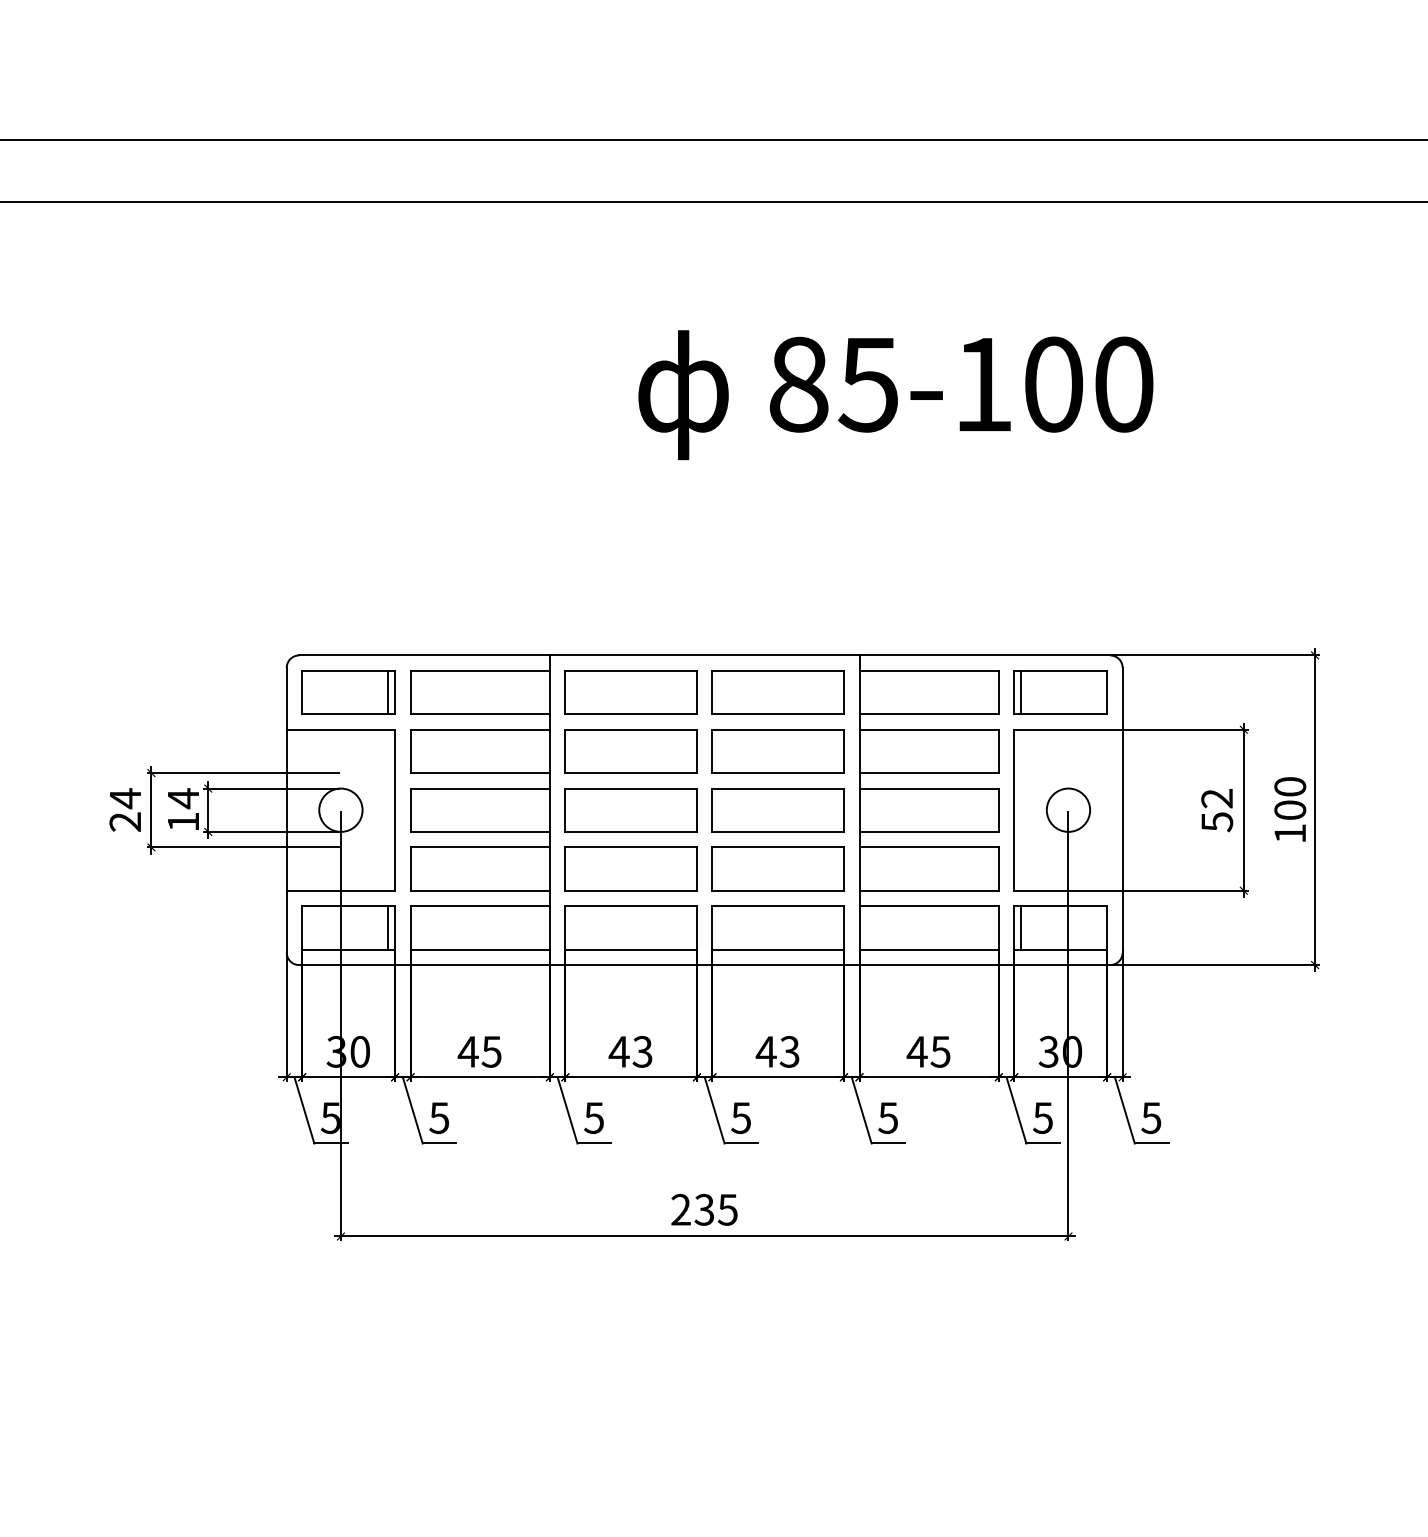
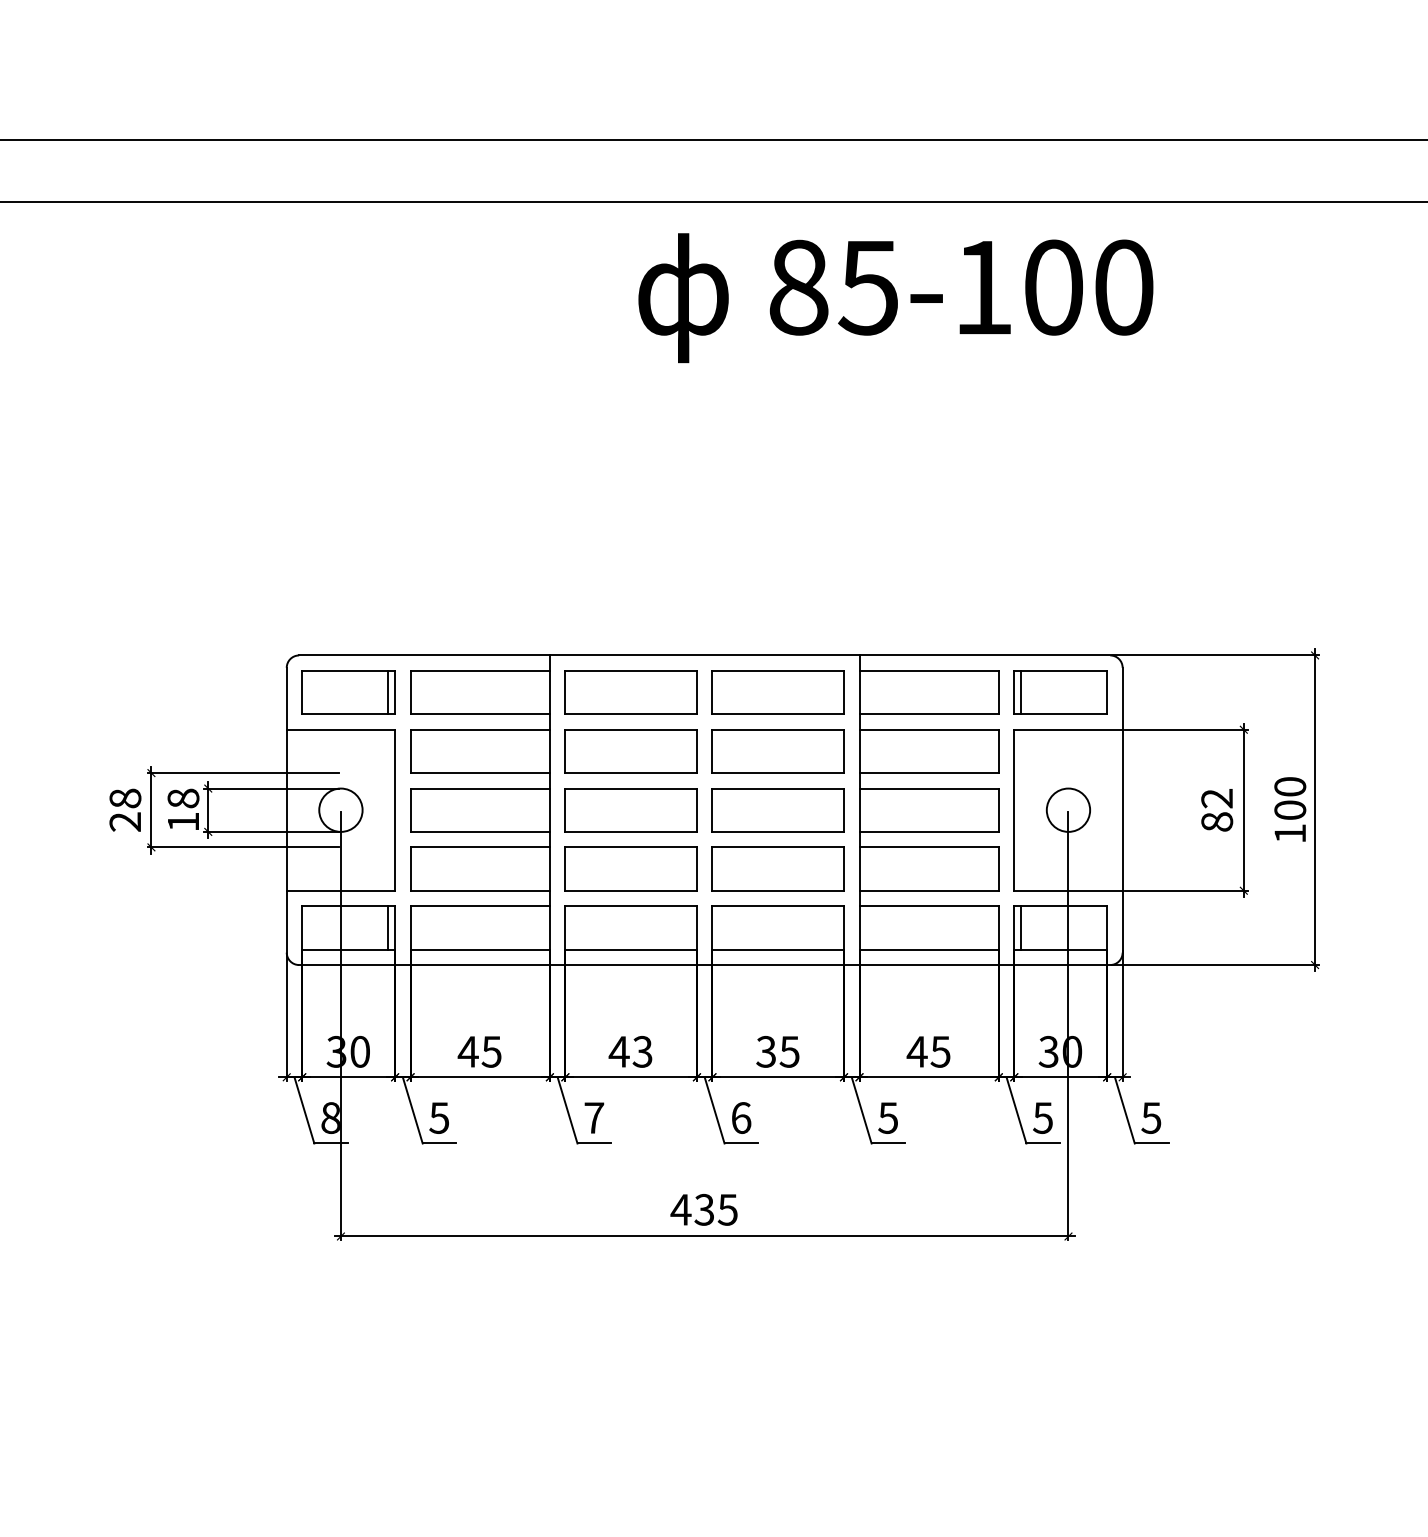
text position: (895, 395) -> (895, 298) (895, 298)
text: 24 -> 28 (125, 798)
text: 14 -> 18 (183, 798)
text: 52 -> 82 (1217, 822)
text: 43 -> 35 (777, 1051)
text: 5 -> 8 (330, 1117)
text: 5 -> 7 (594, 1117)
text: 5 -> 6 (741, 1117)
text: 235 -> 435 (680, 1209)
